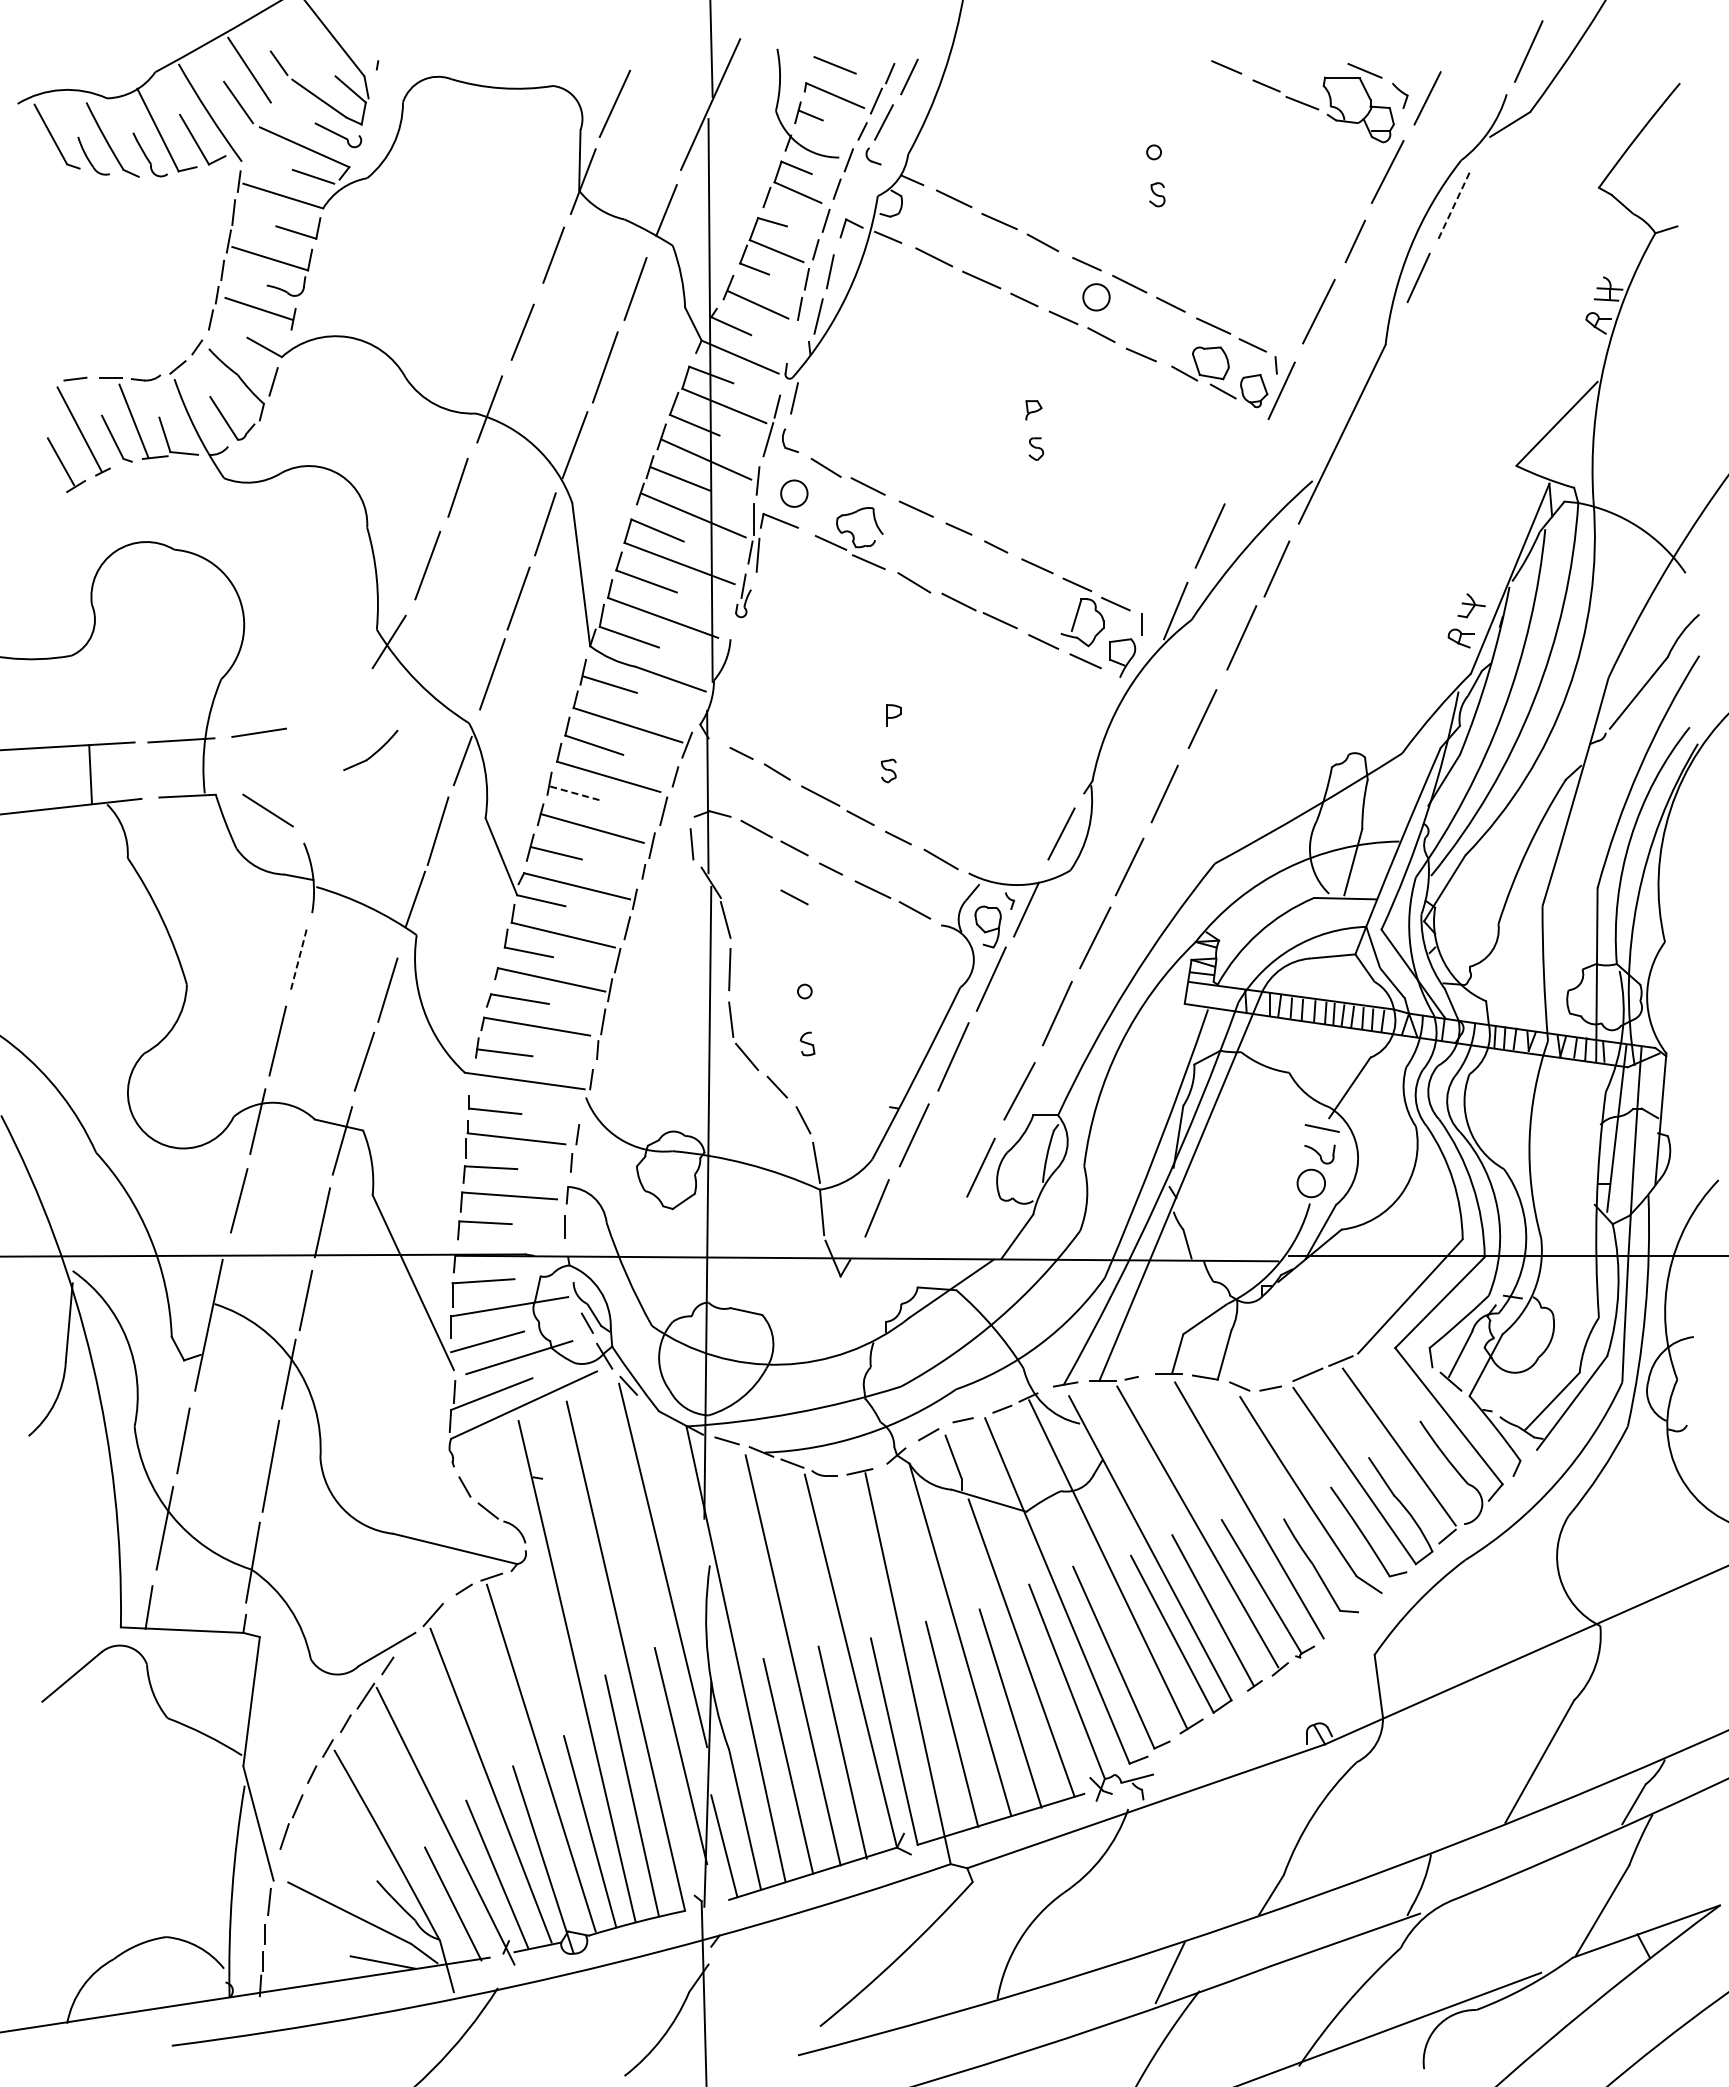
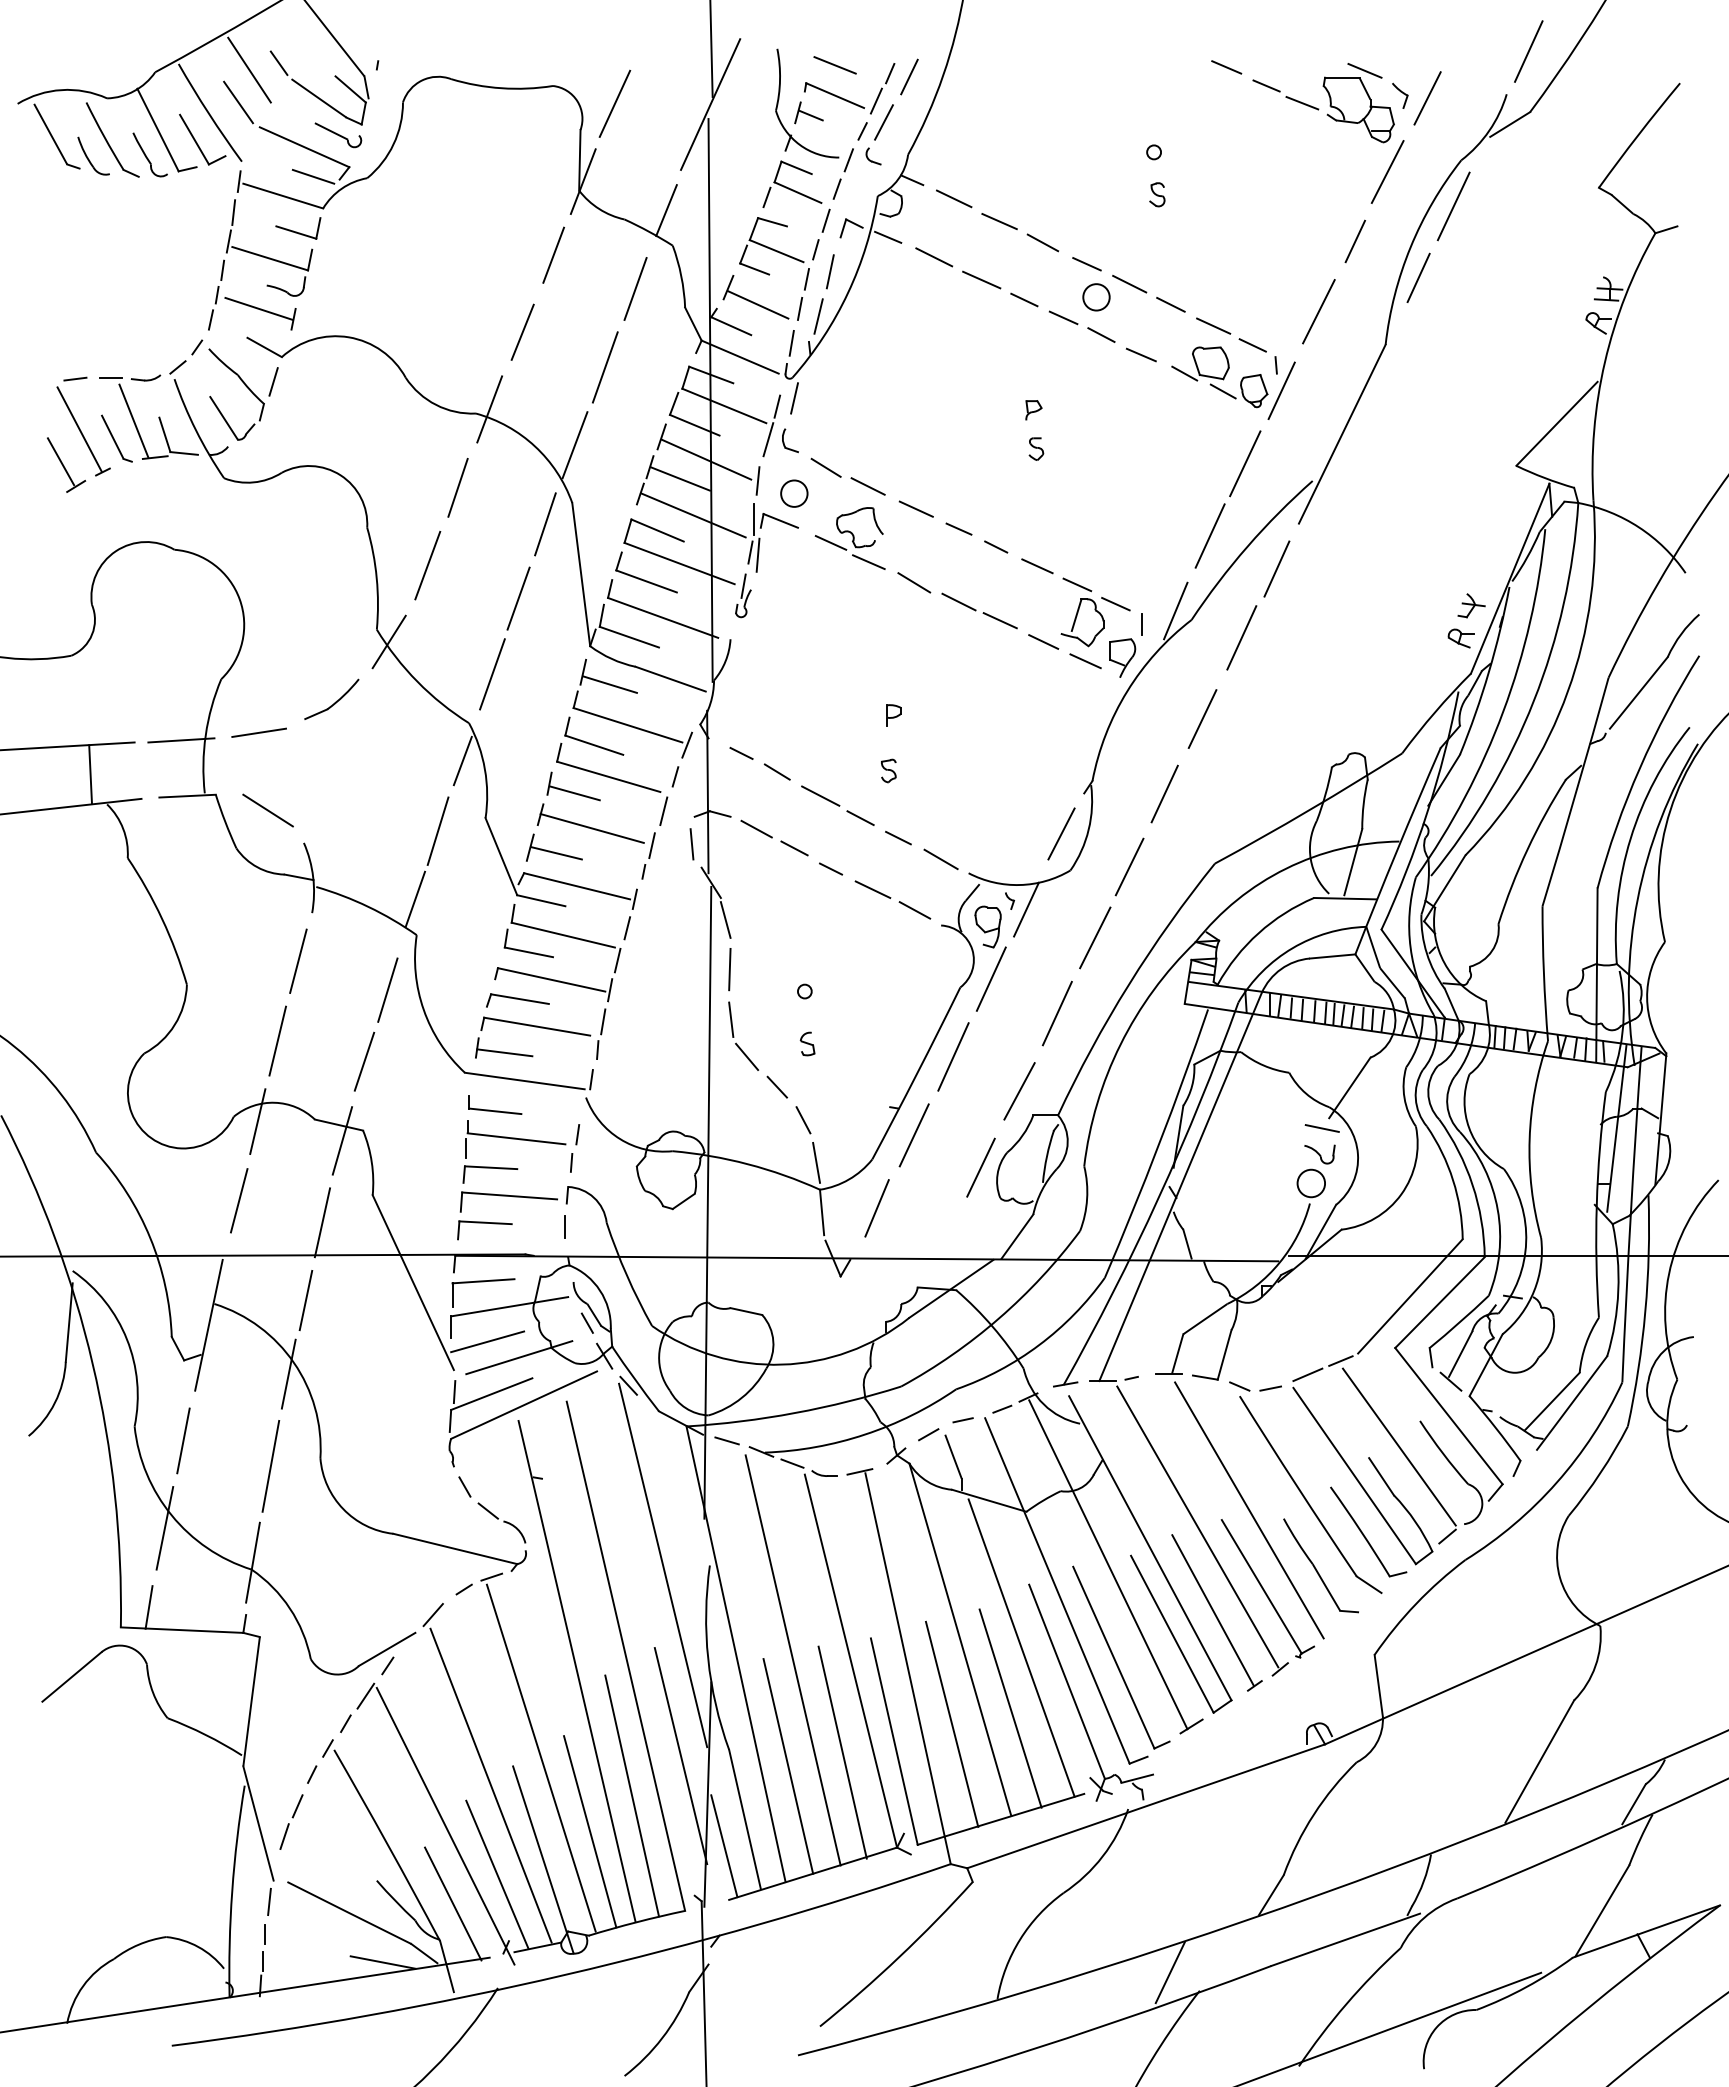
line: dashed -> solid (1453, 206)
line: none -> present (791, 342)
line: none -> present (1245, 463)
part position: (370, 749) -> (331, 698) (331, 698)
line: dashed -> solid (575, 793)
line: present -> none (794, 897)
line: dashed -> solid (298, 961)
